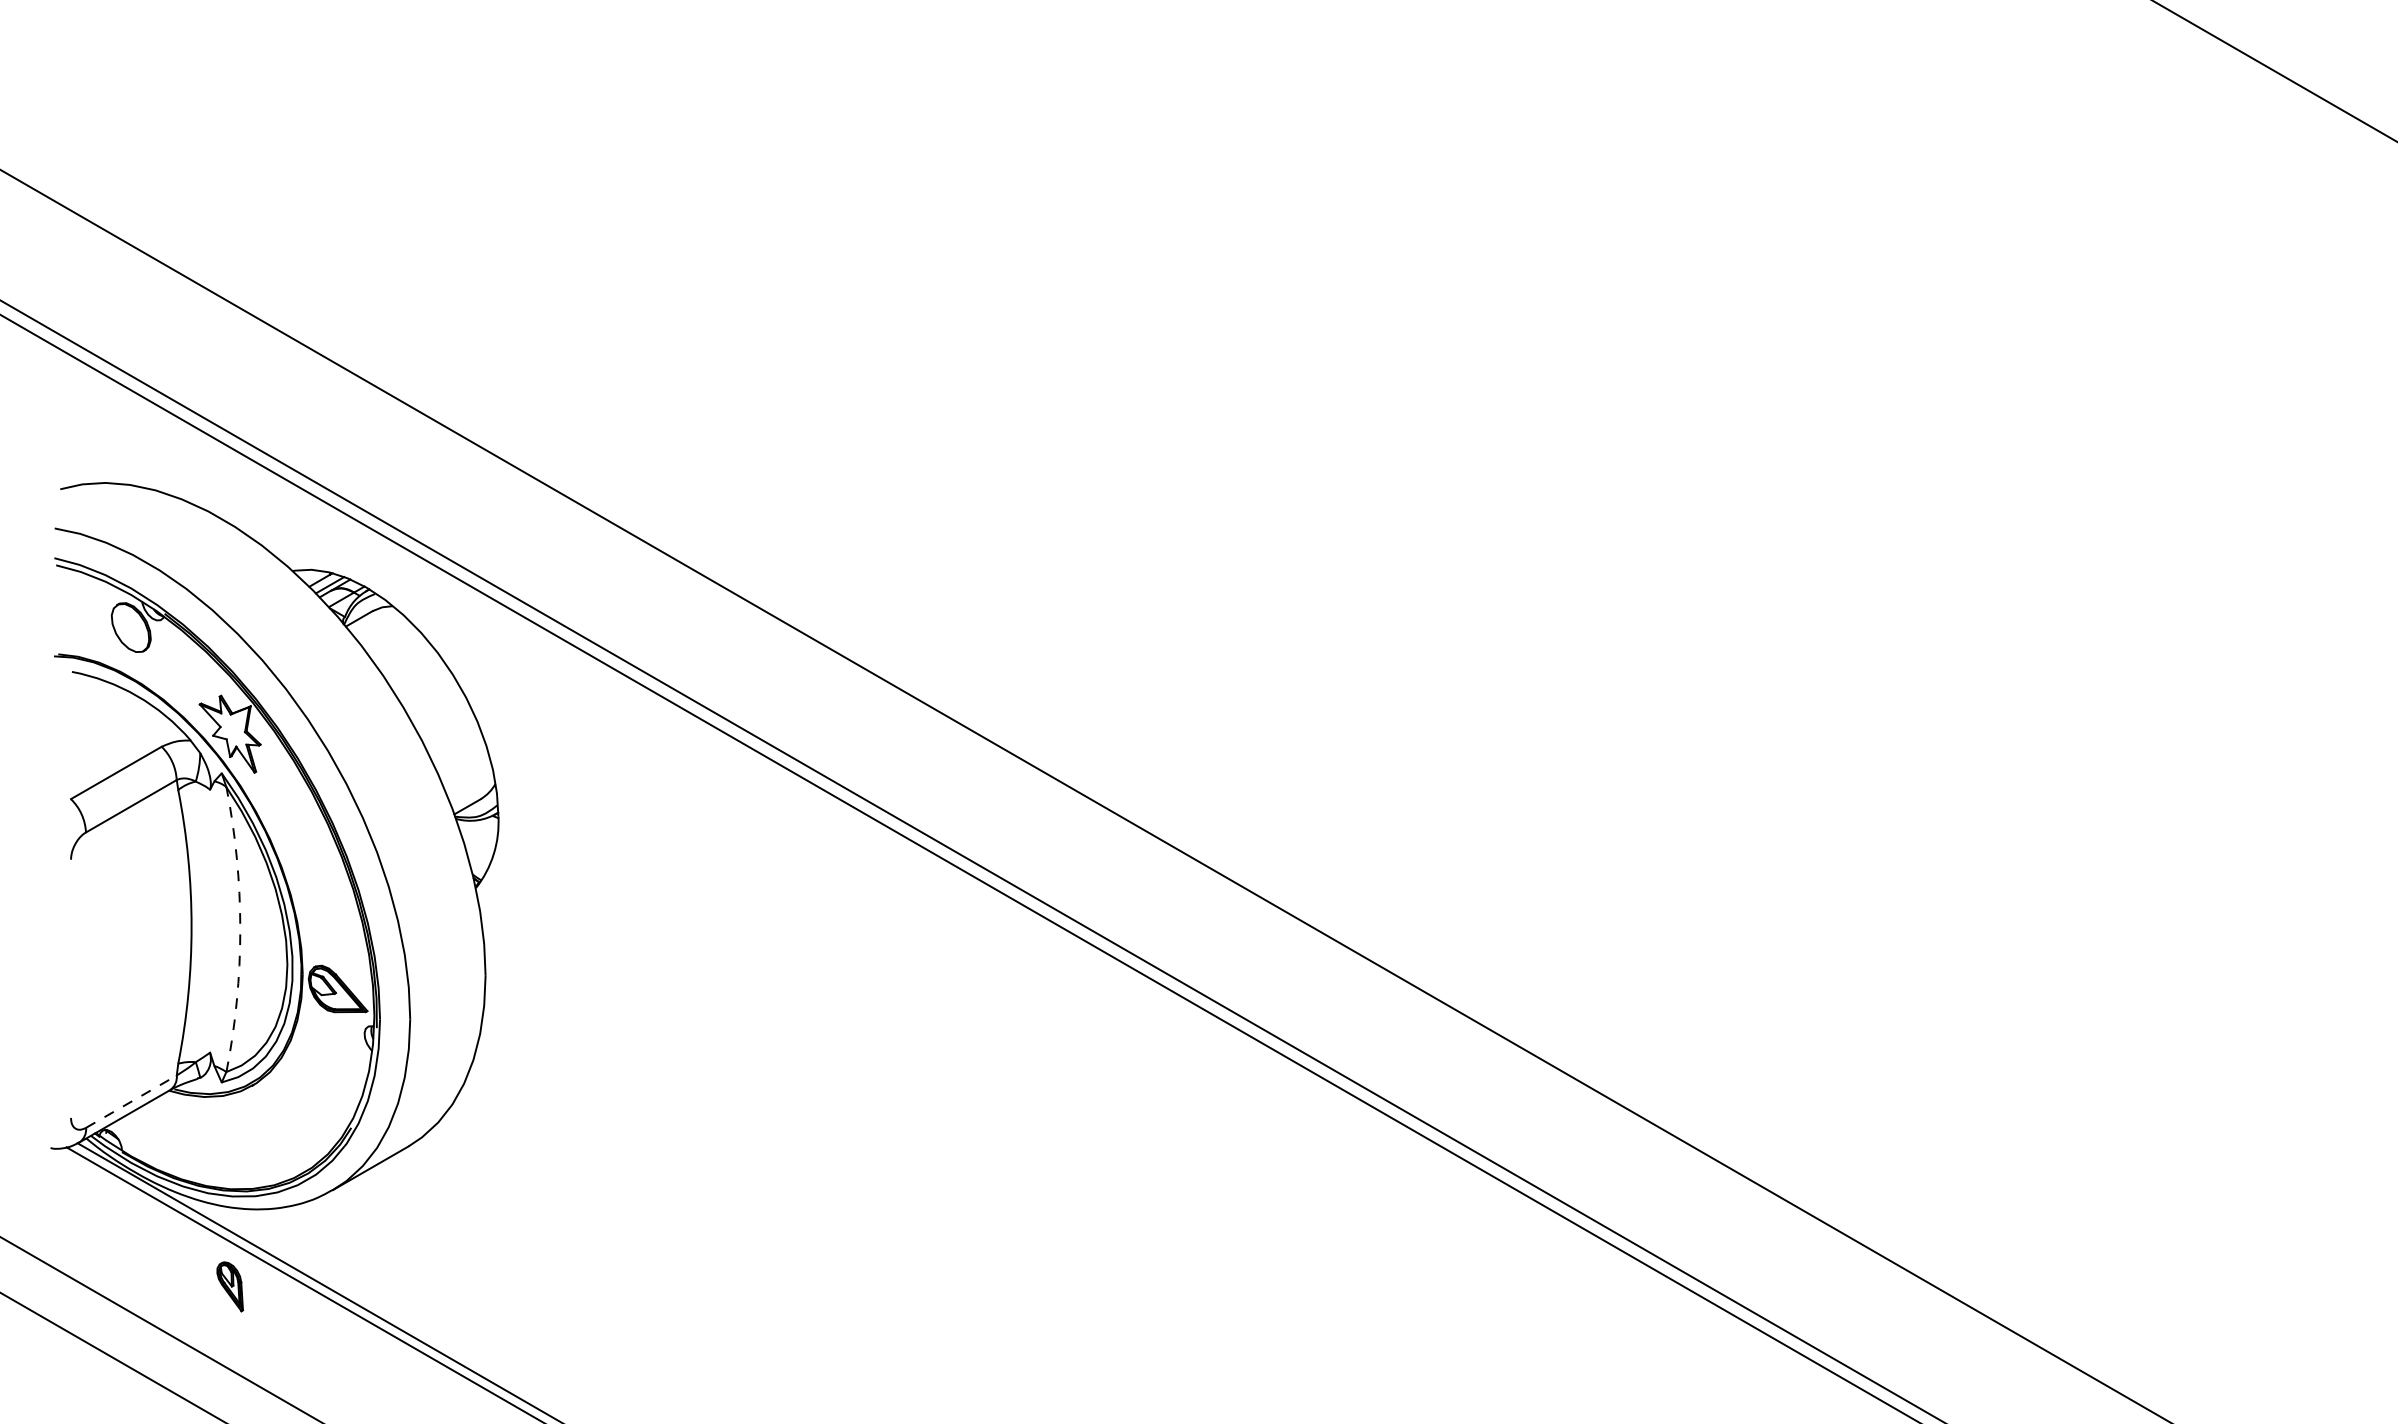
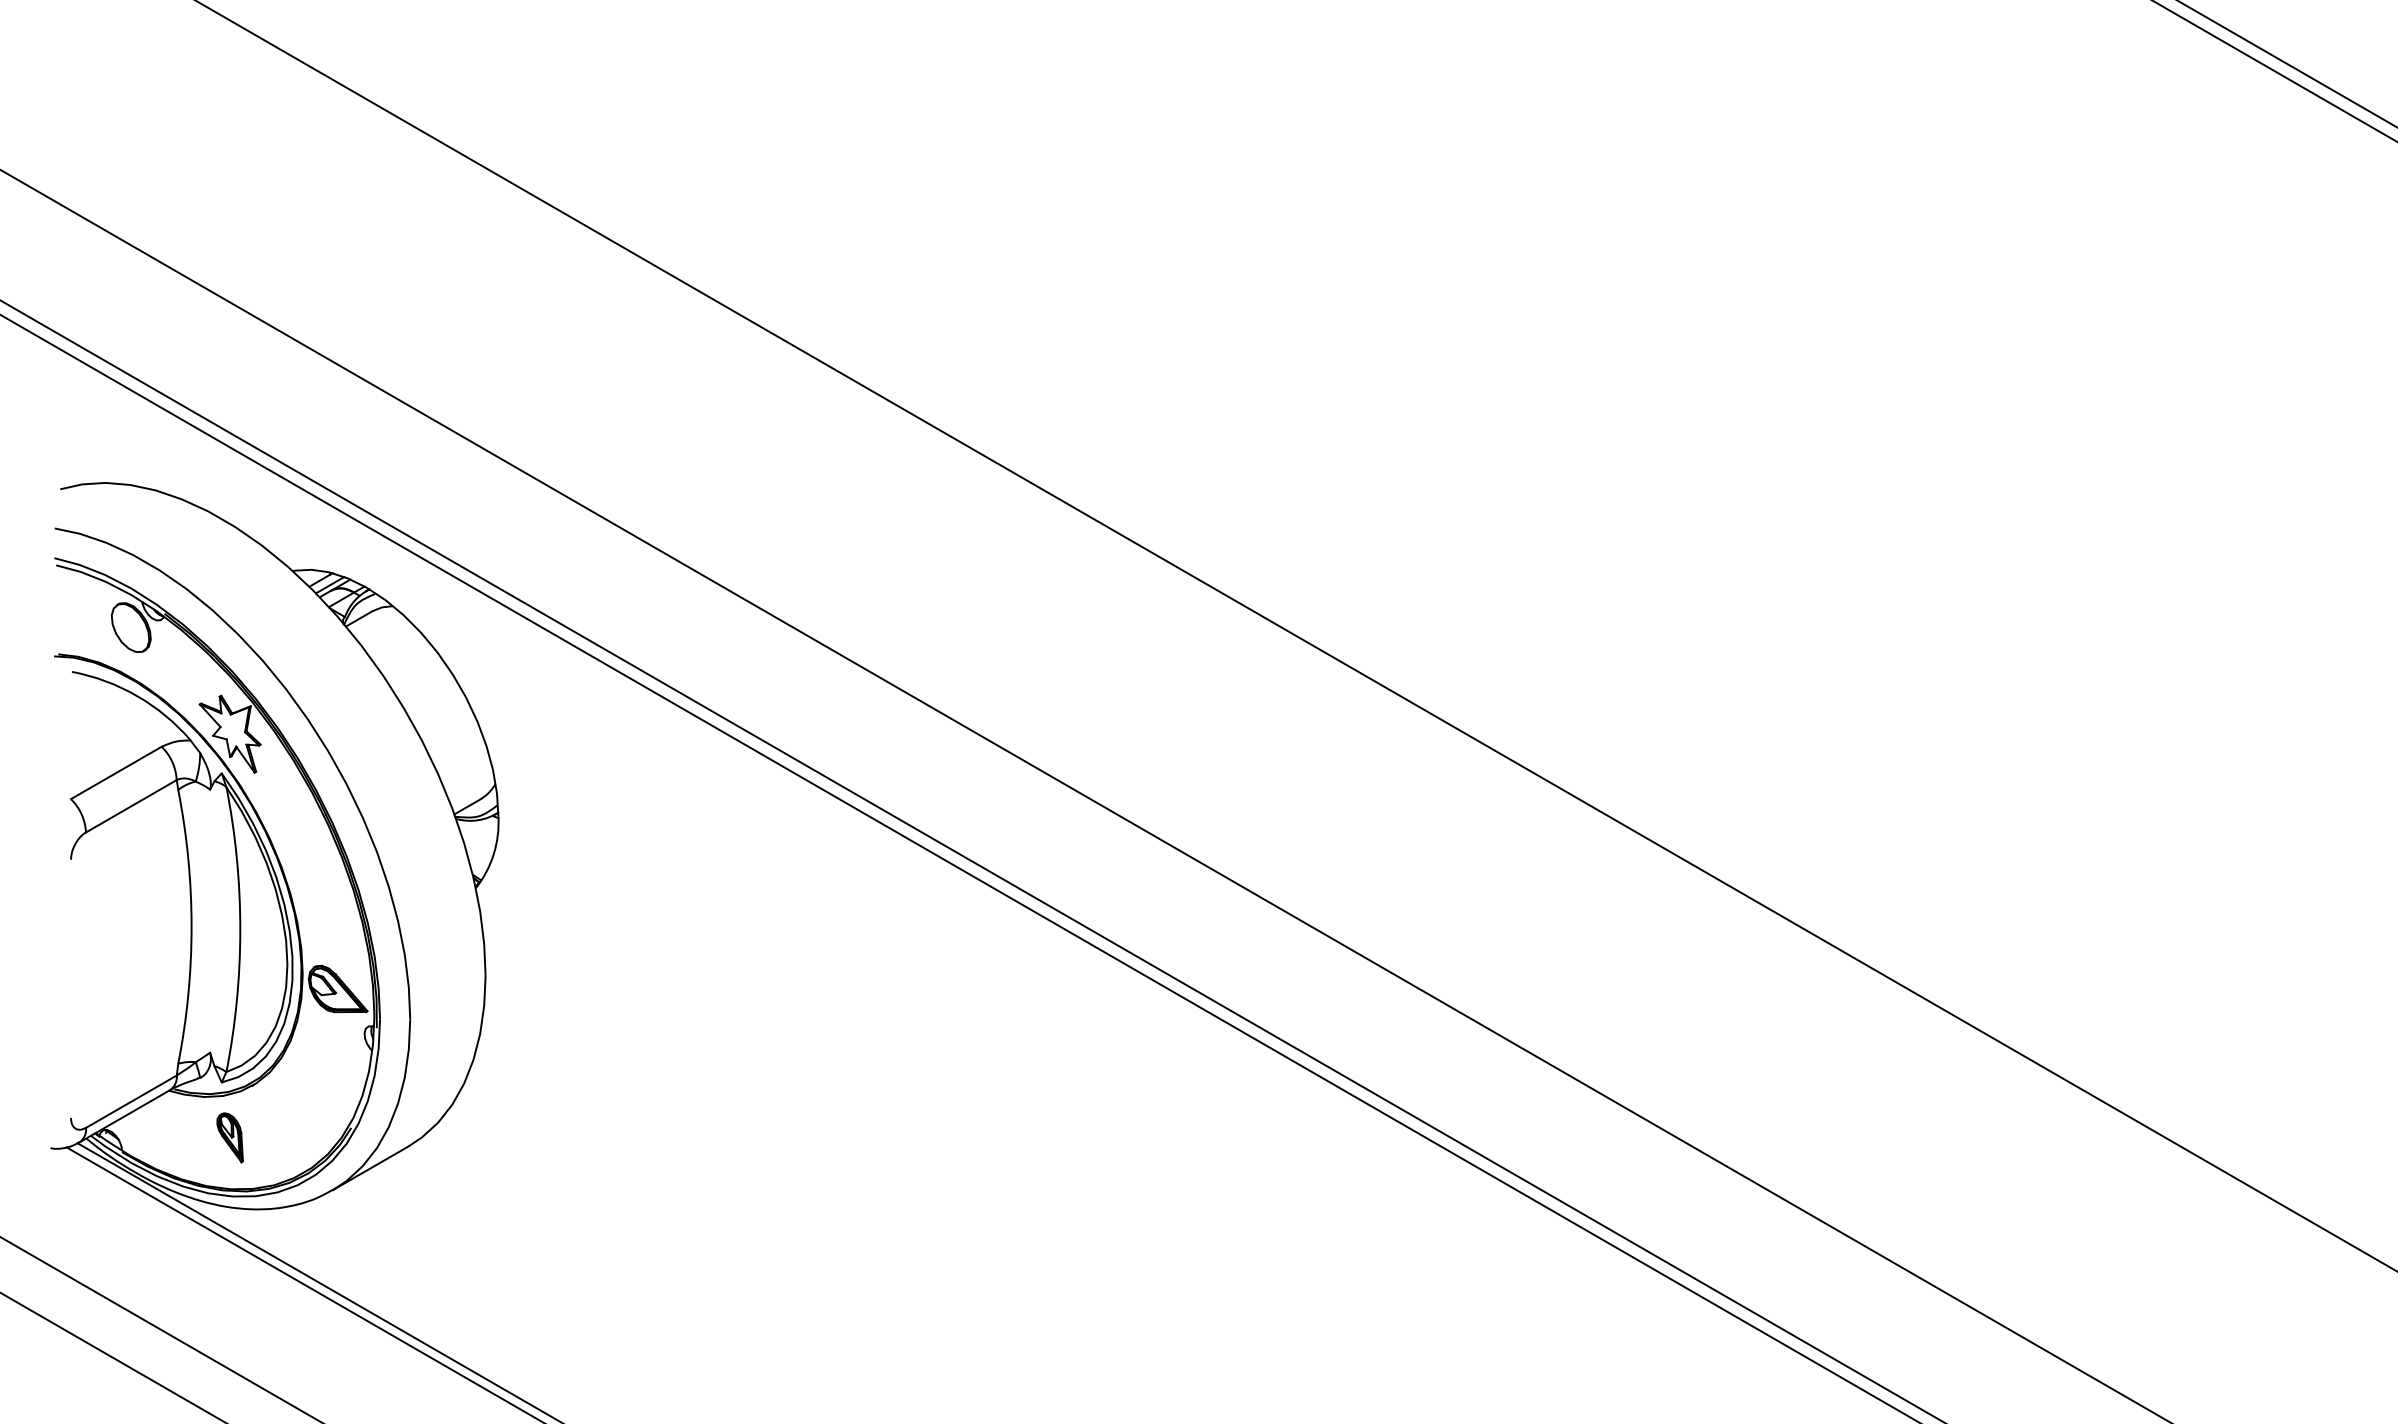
line: none -> present (2287, 63)
line: none -> present (1296, 636)
arc: dashed -> solid (240, 929)
line: dashed -> solid (131, 1101)
part position: (229, 1286) -> (229, 1137) (229, 1137)
